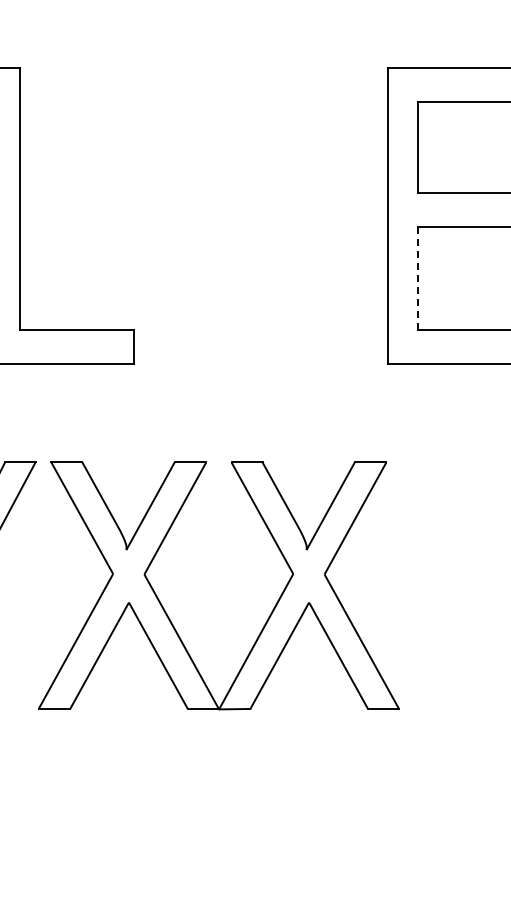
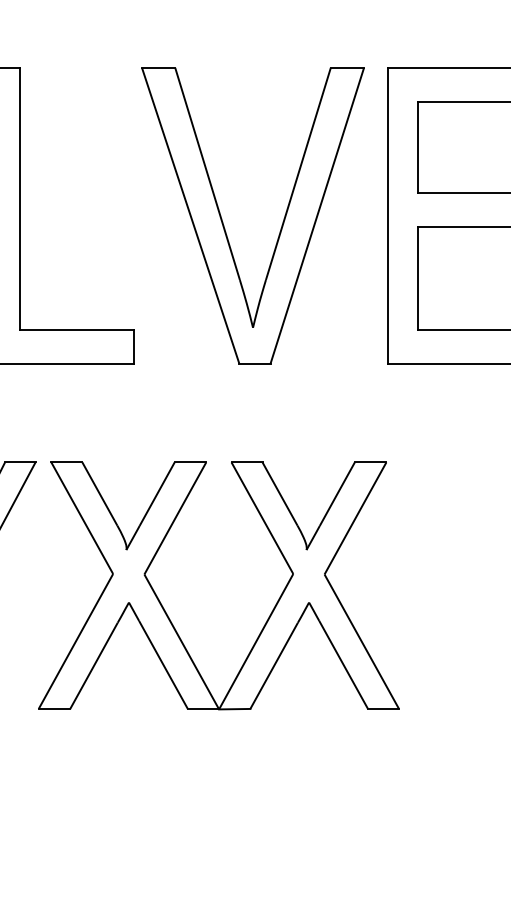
part: none -> present (224, 225)
line: dashed -> solid (418, 278)
